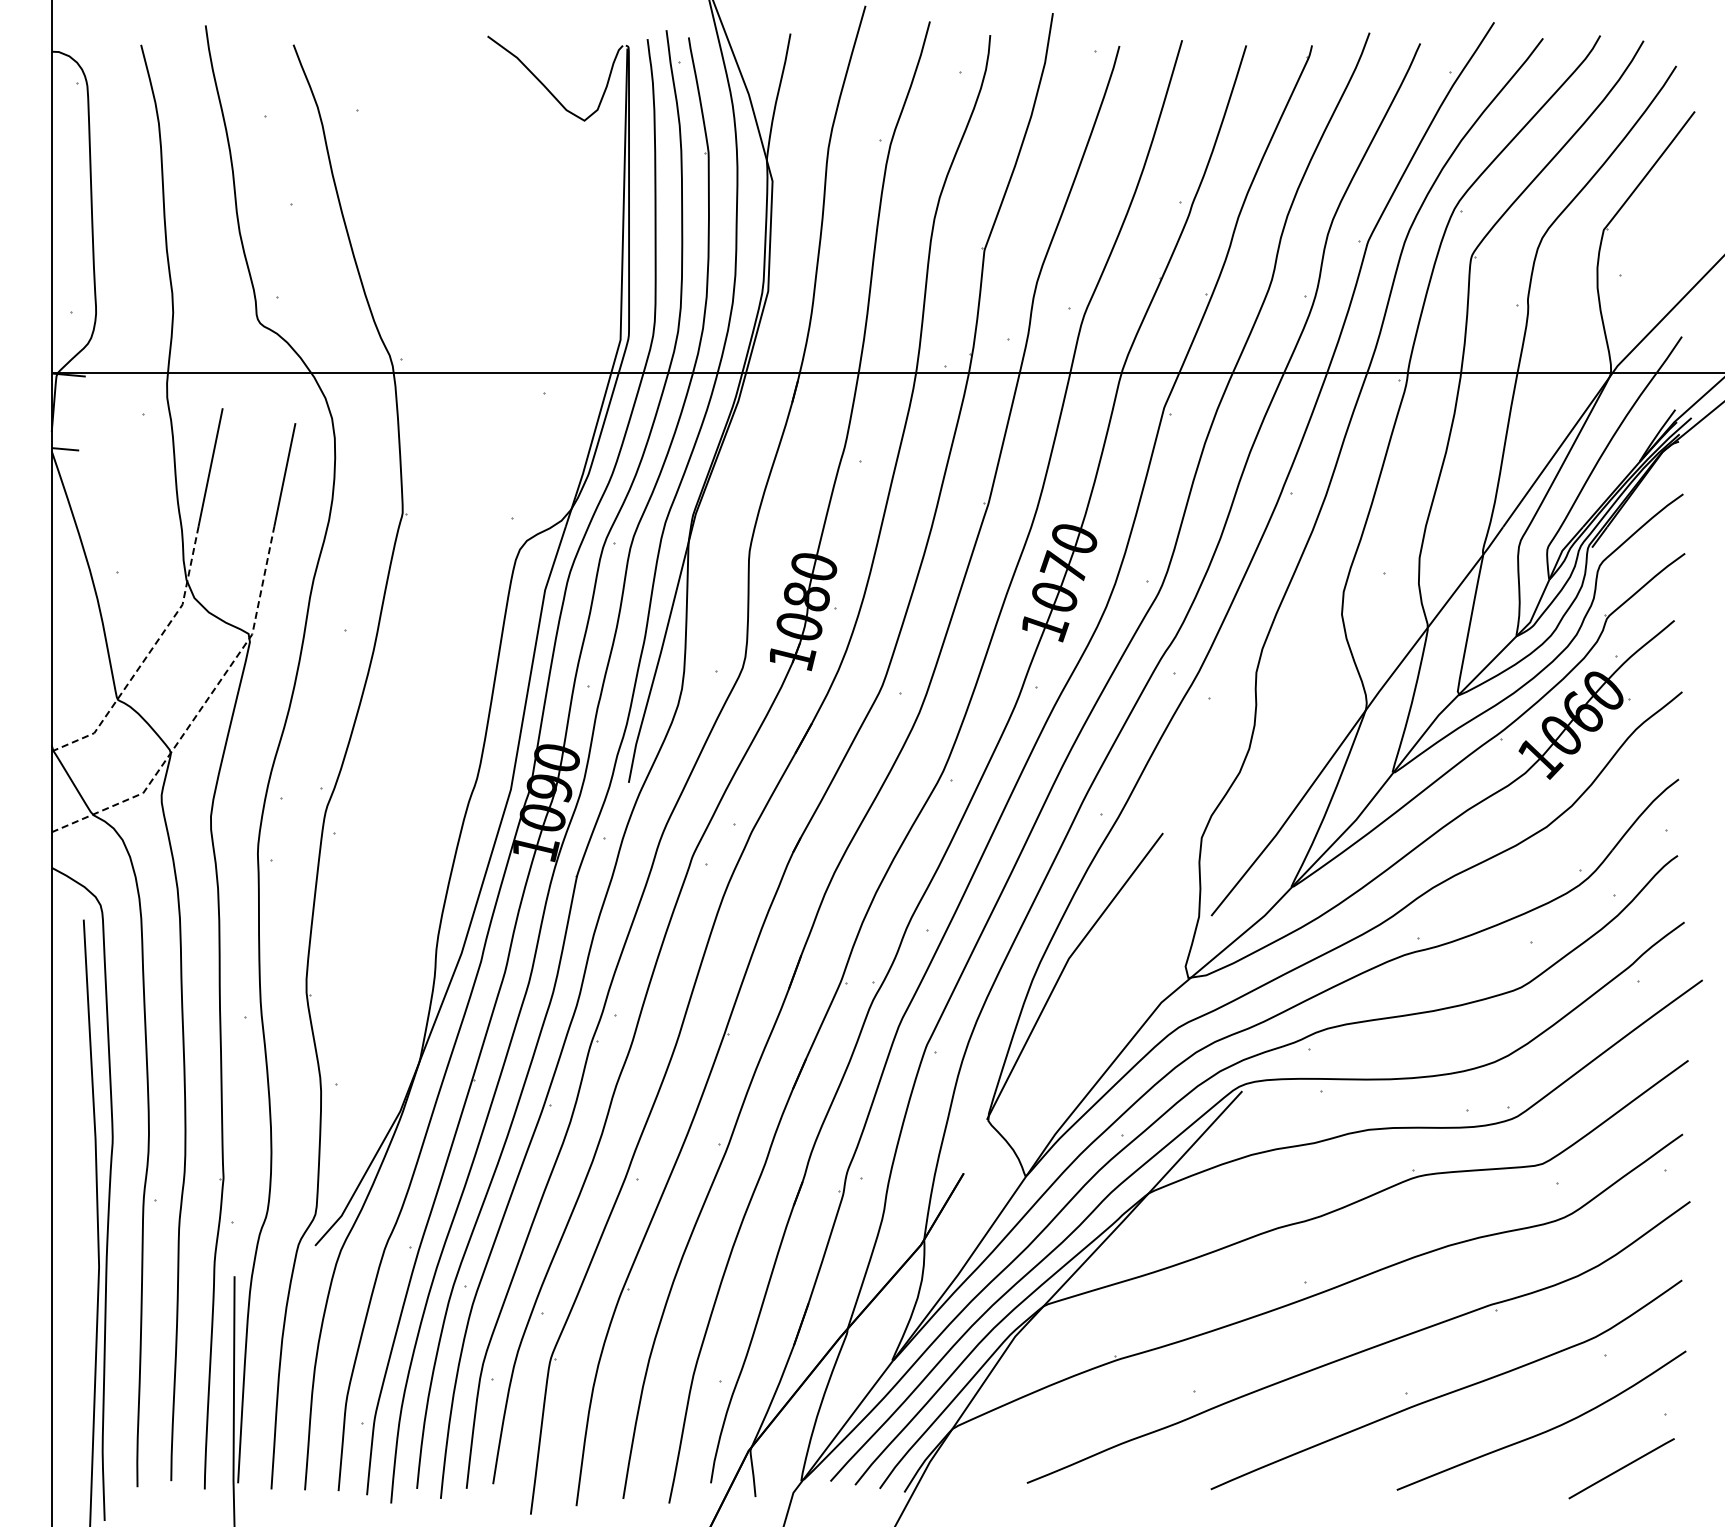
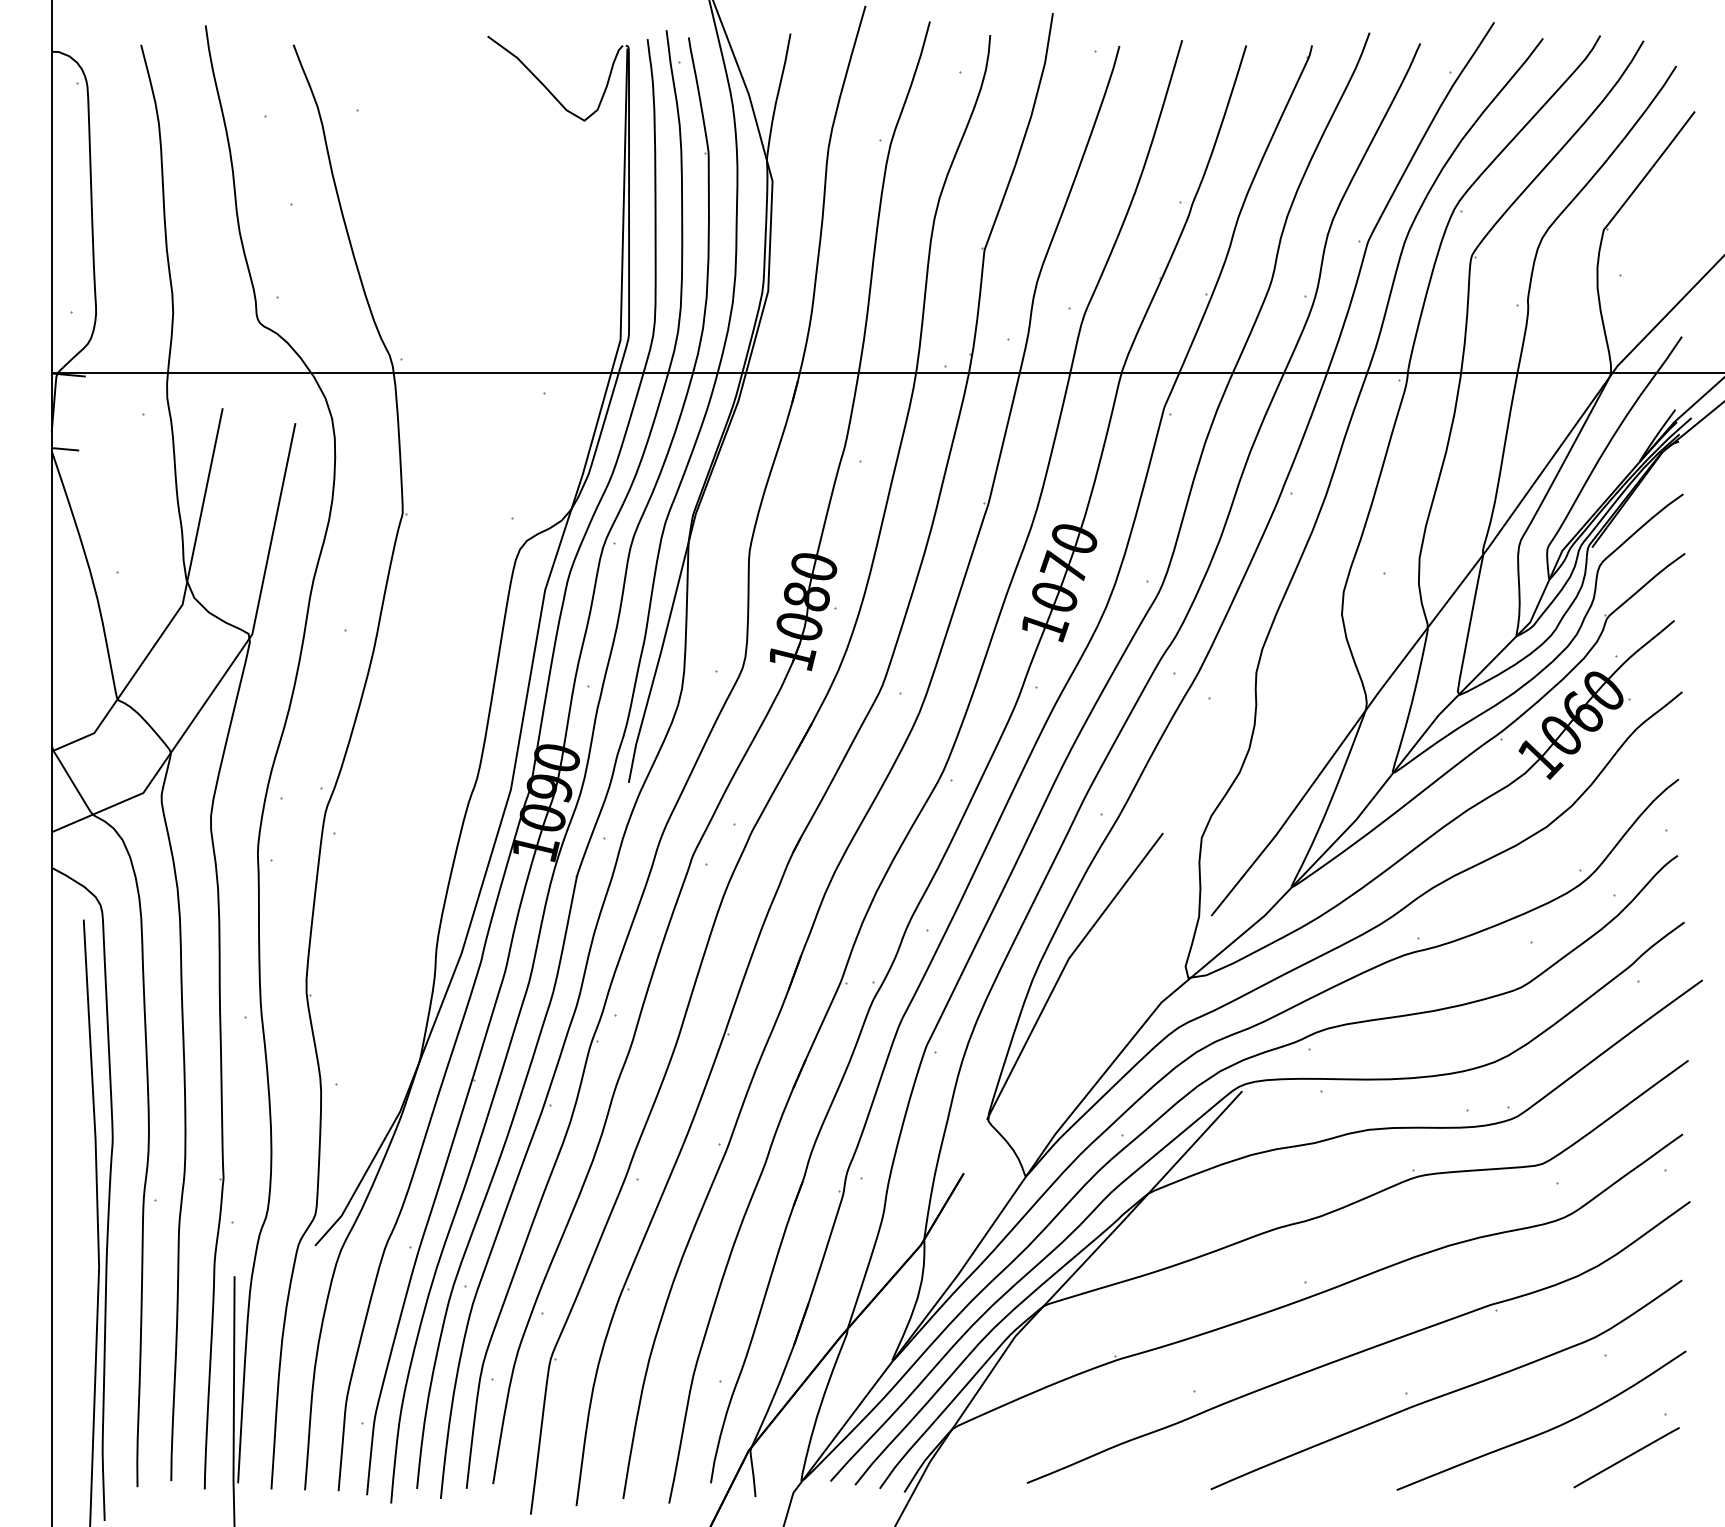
line: dashed -> solid (148, 654)
line: dashed -> solid (200, 709)
line position: (1621, 1468) -> (1626, 1457) (1626, 1457)
